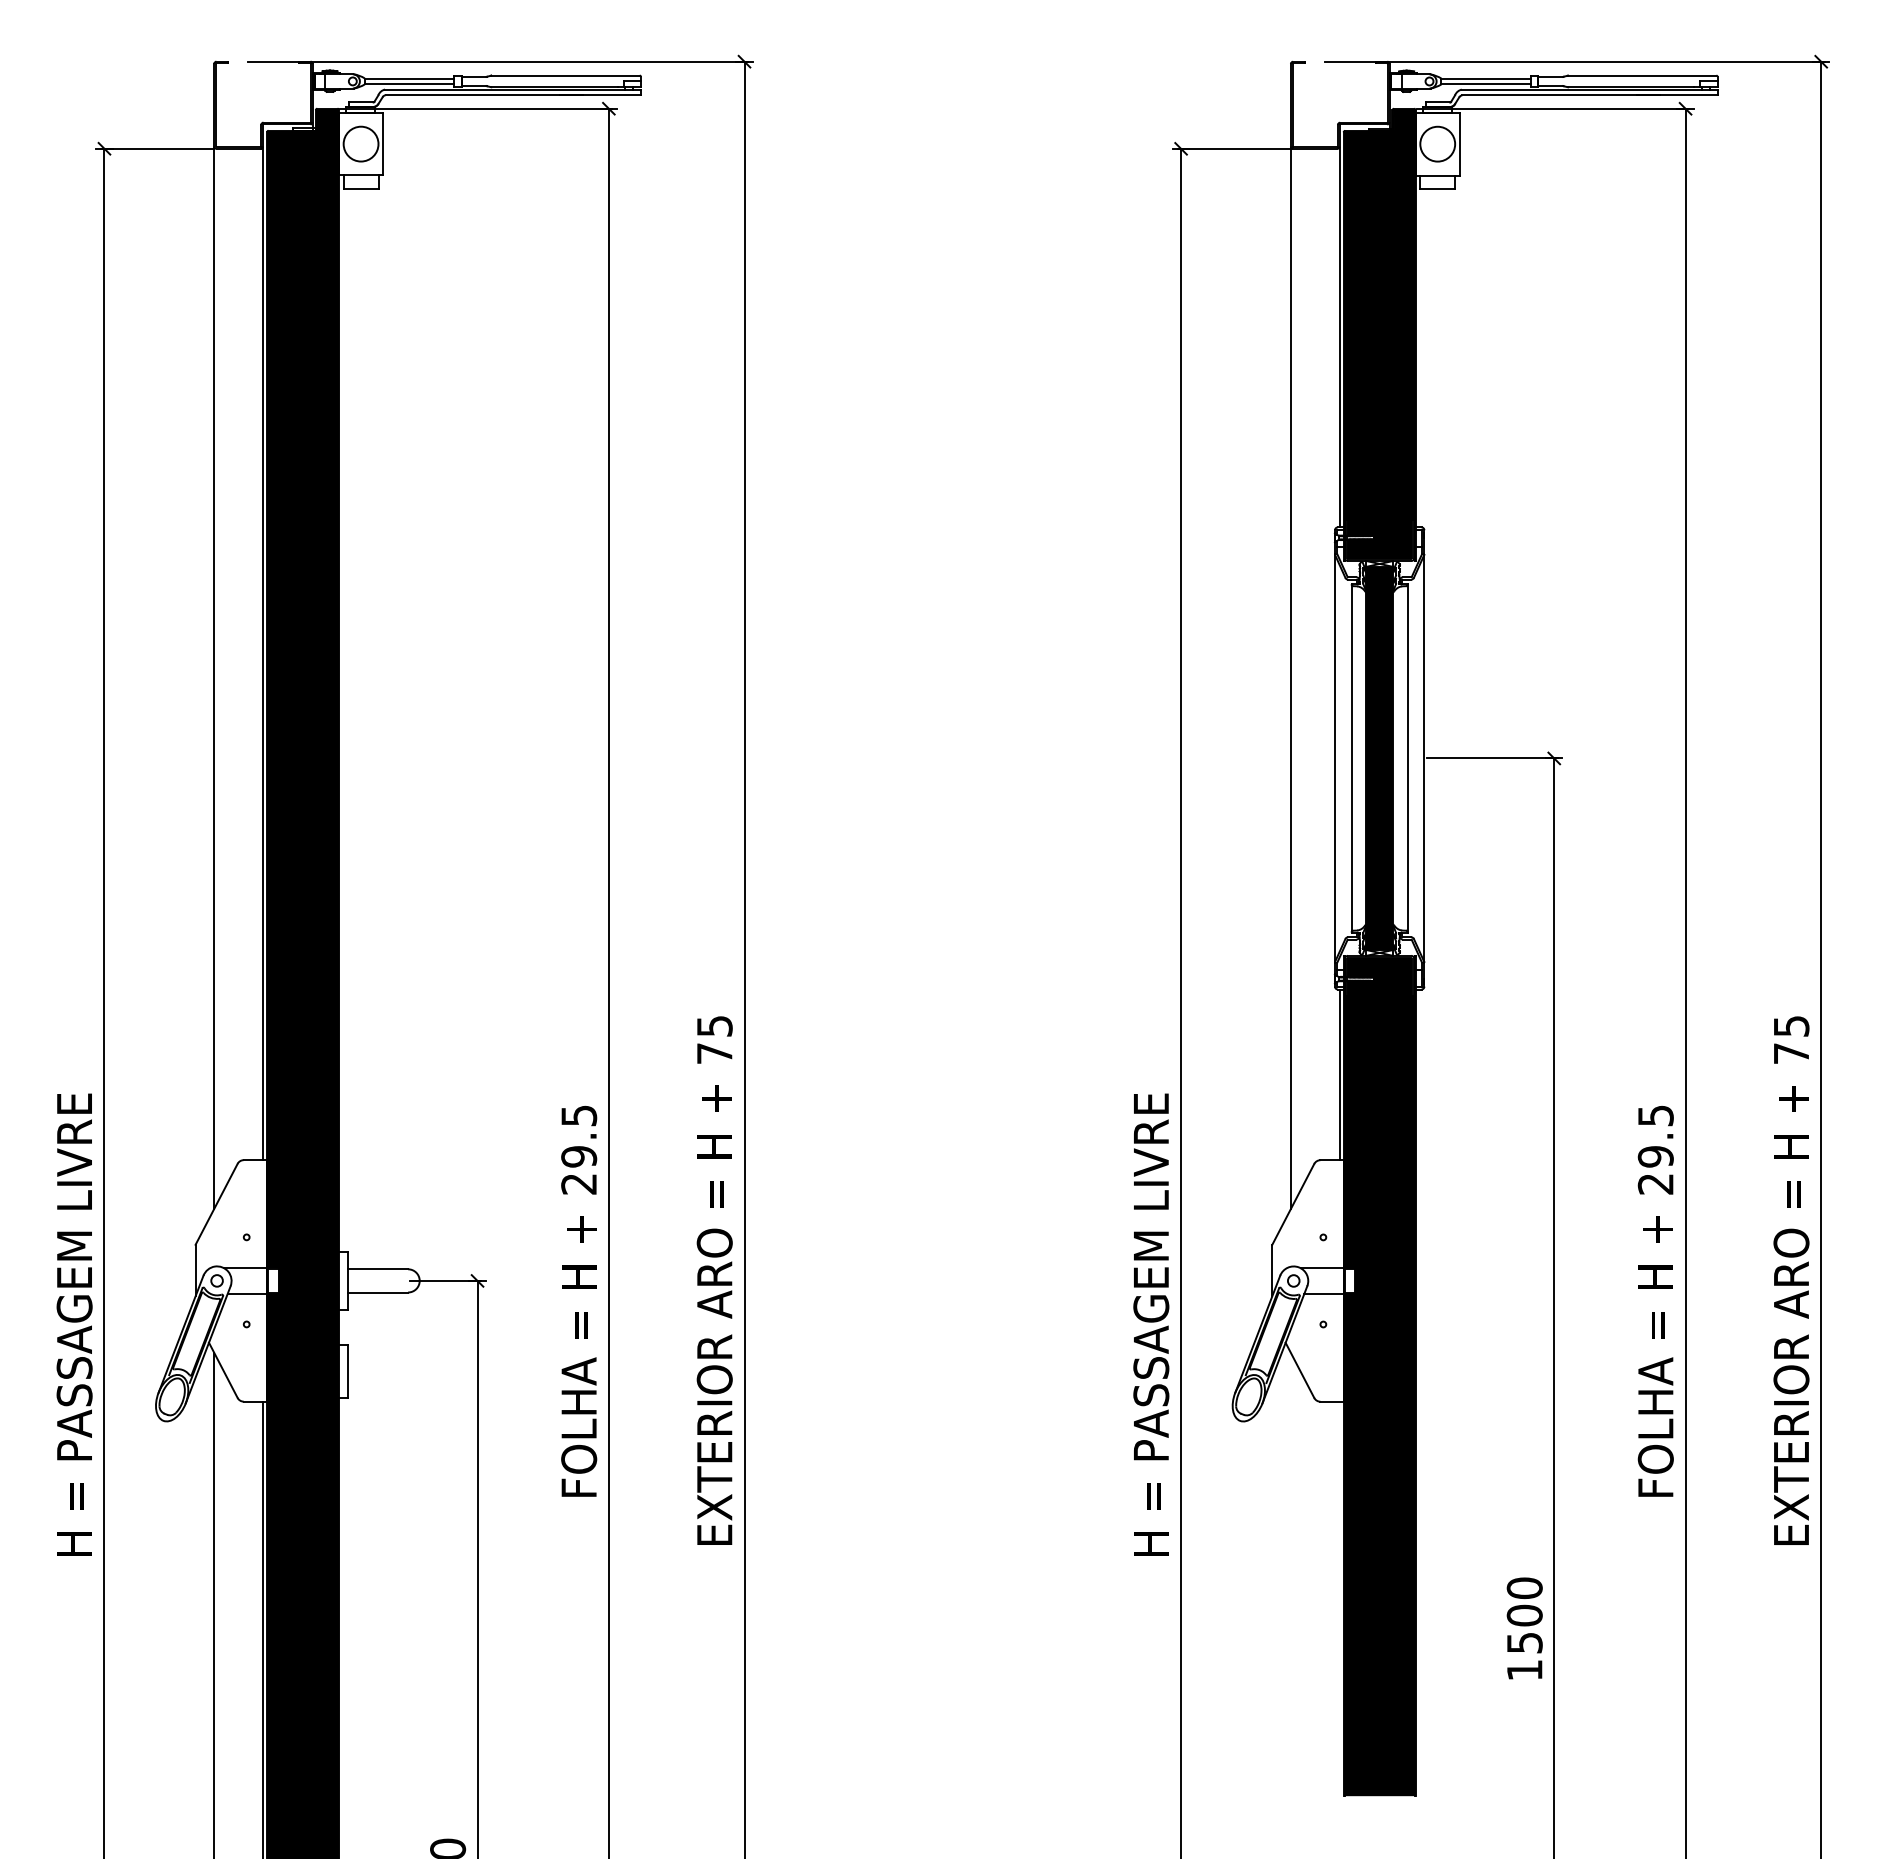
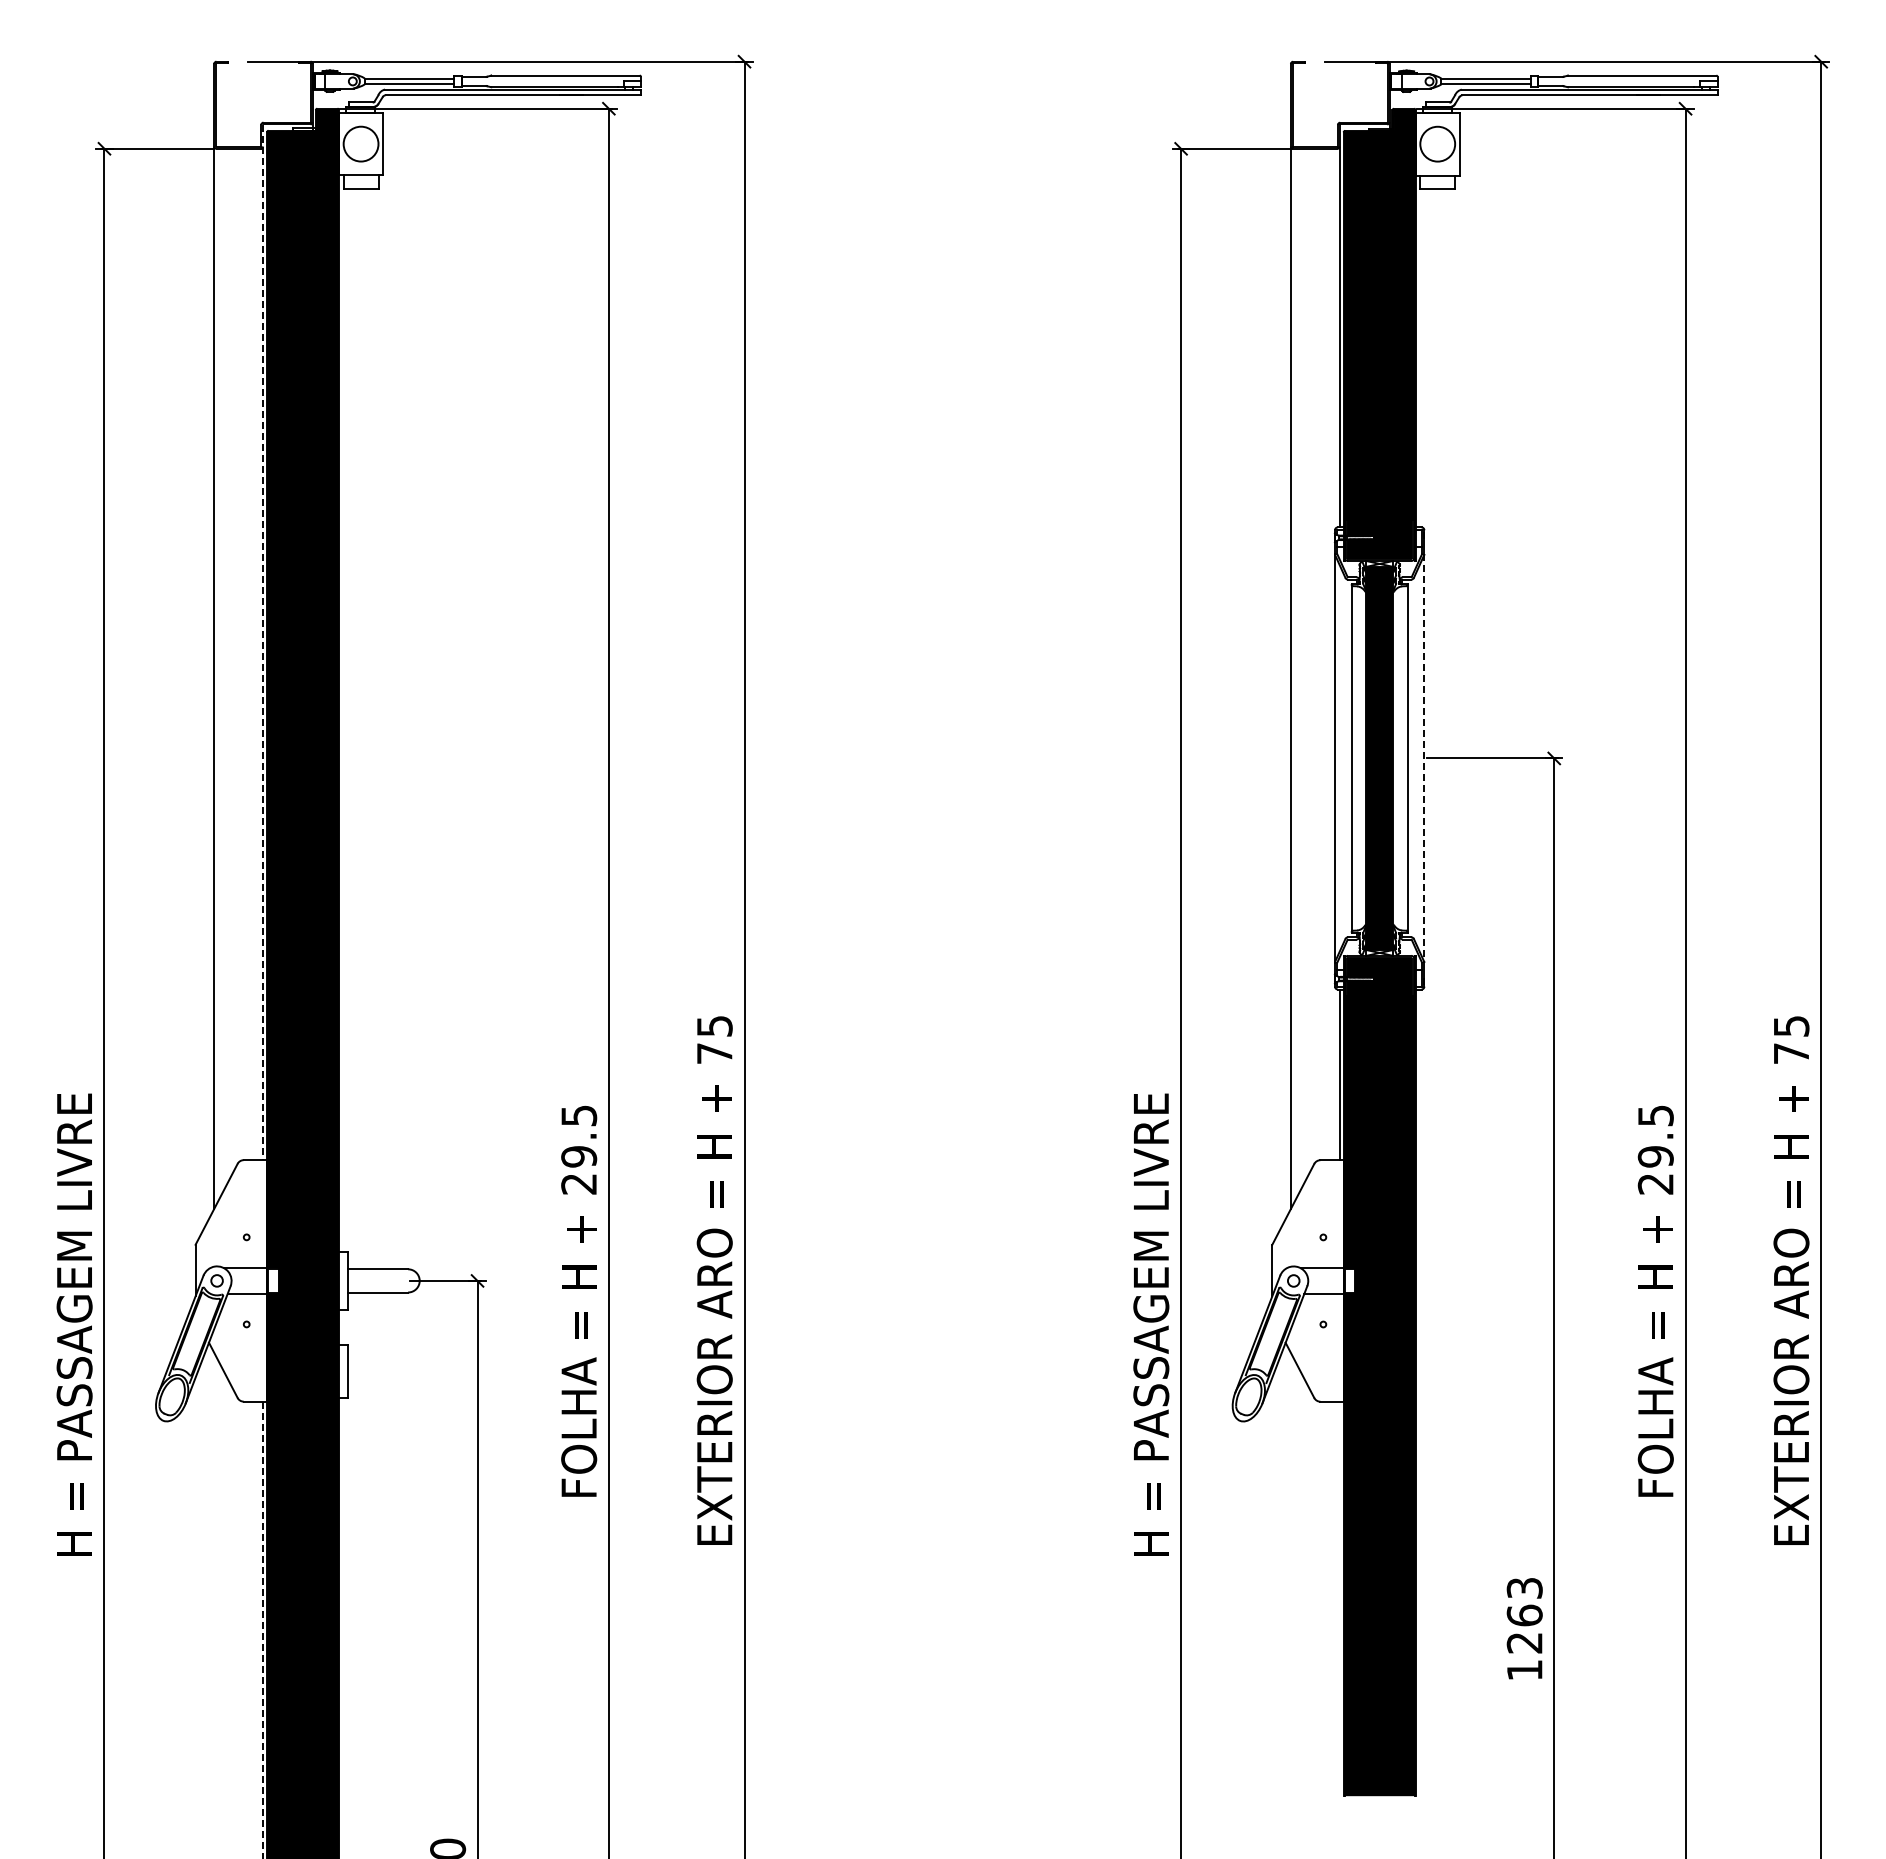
line: solid -> dashed (262, 642)
line: solid -> dashed (1424, 758)
line: present -> none (214, 1603)
text: 1500 -> 1263 (1524, 1615)
line: solid -> dashed (262, 1630)
